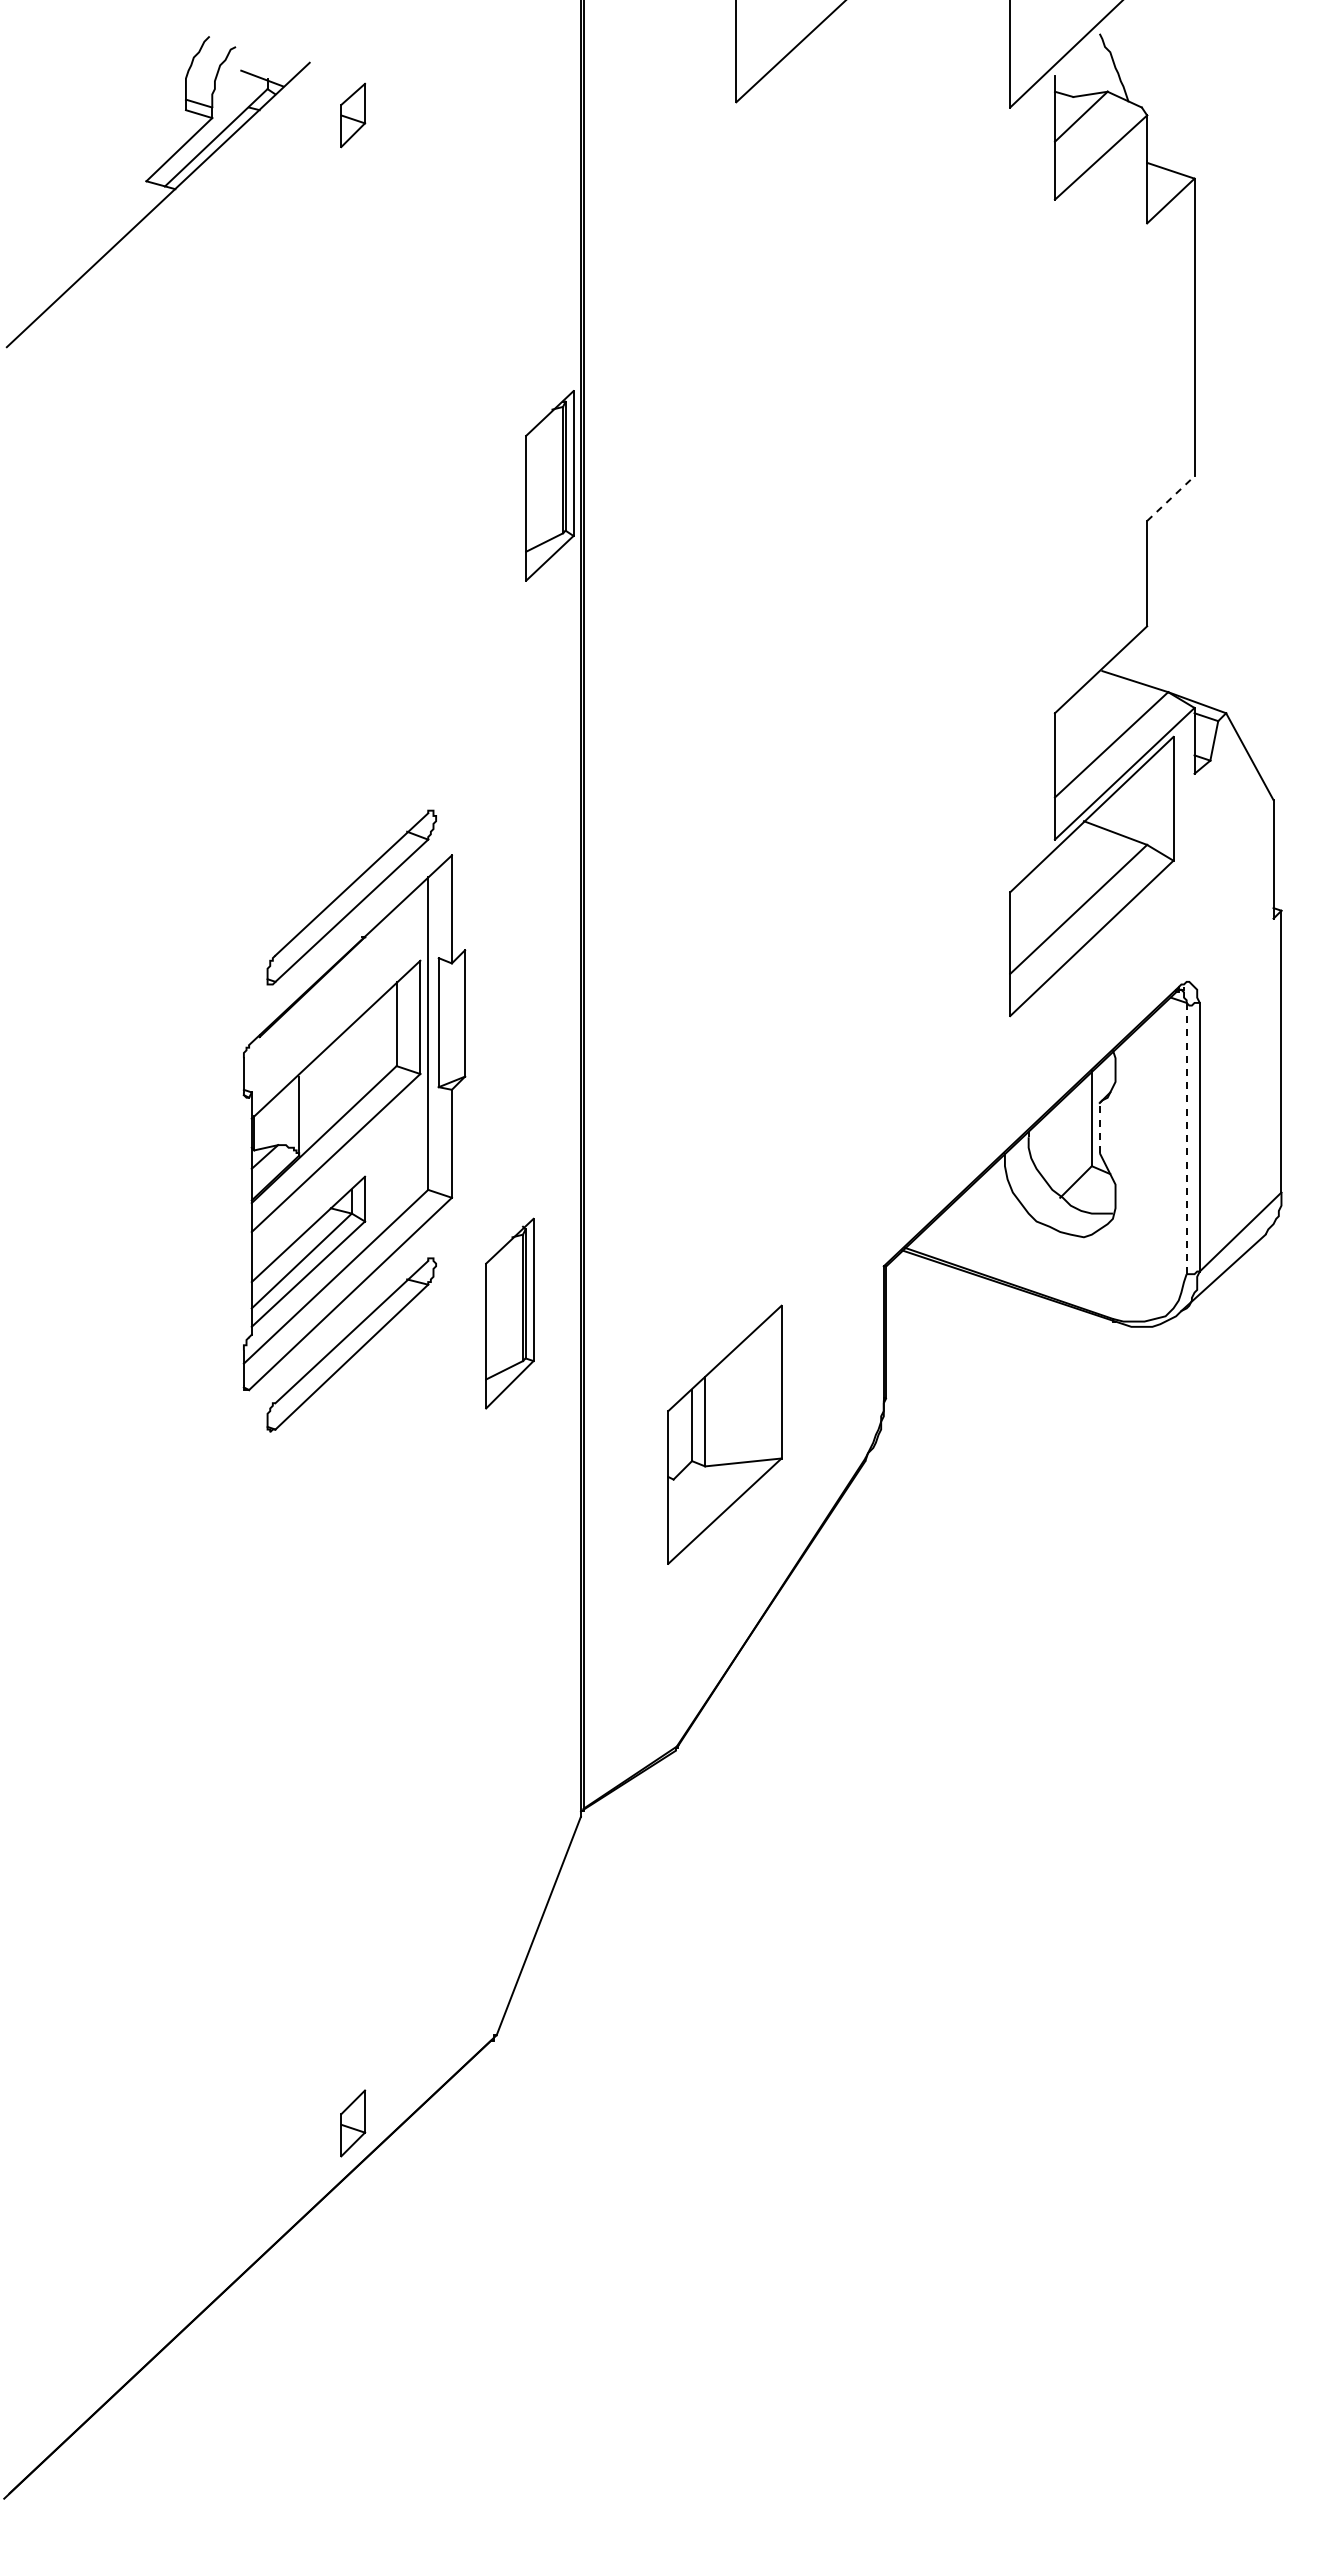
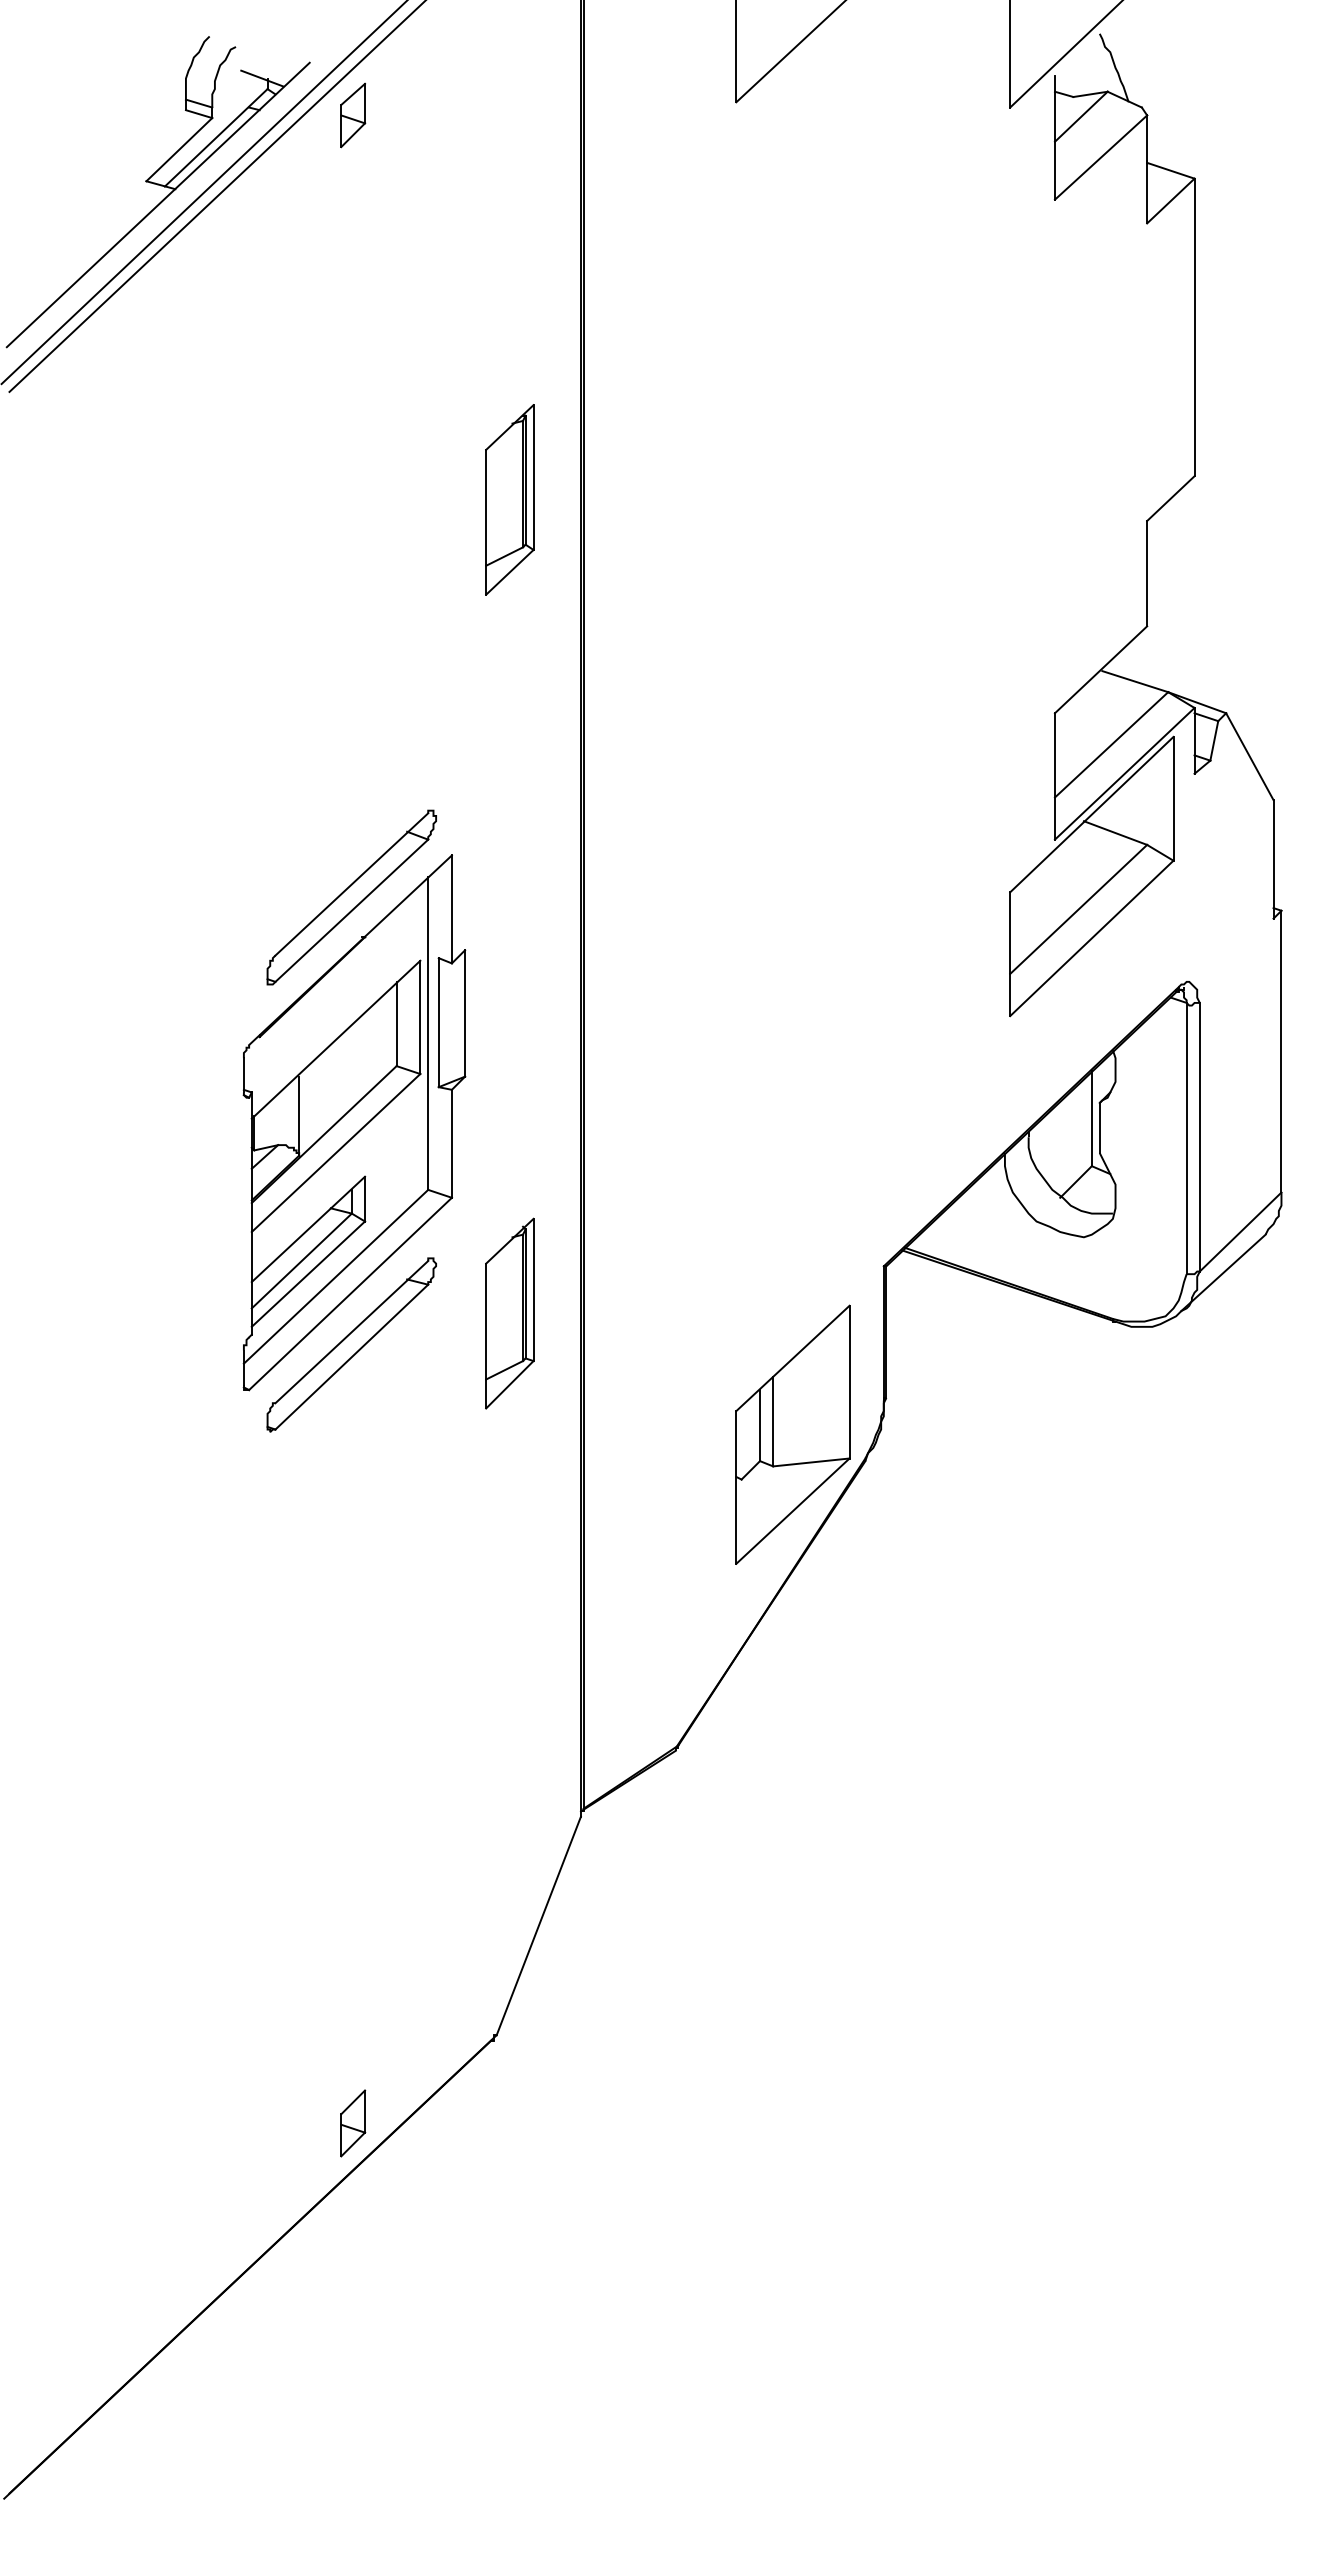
line: none -> present (203, 192)
line: none -> present (216, 196)
part position: (549, 485) -> (509, 499) (509, 499)
line: dashed -> solid (1170, 498)
line: dashed -> solid (1099, 1127)
line: dashed -> solid (1186, 1138)
part position: (724, 1434) -> (792, 1434) (792, 1434)
